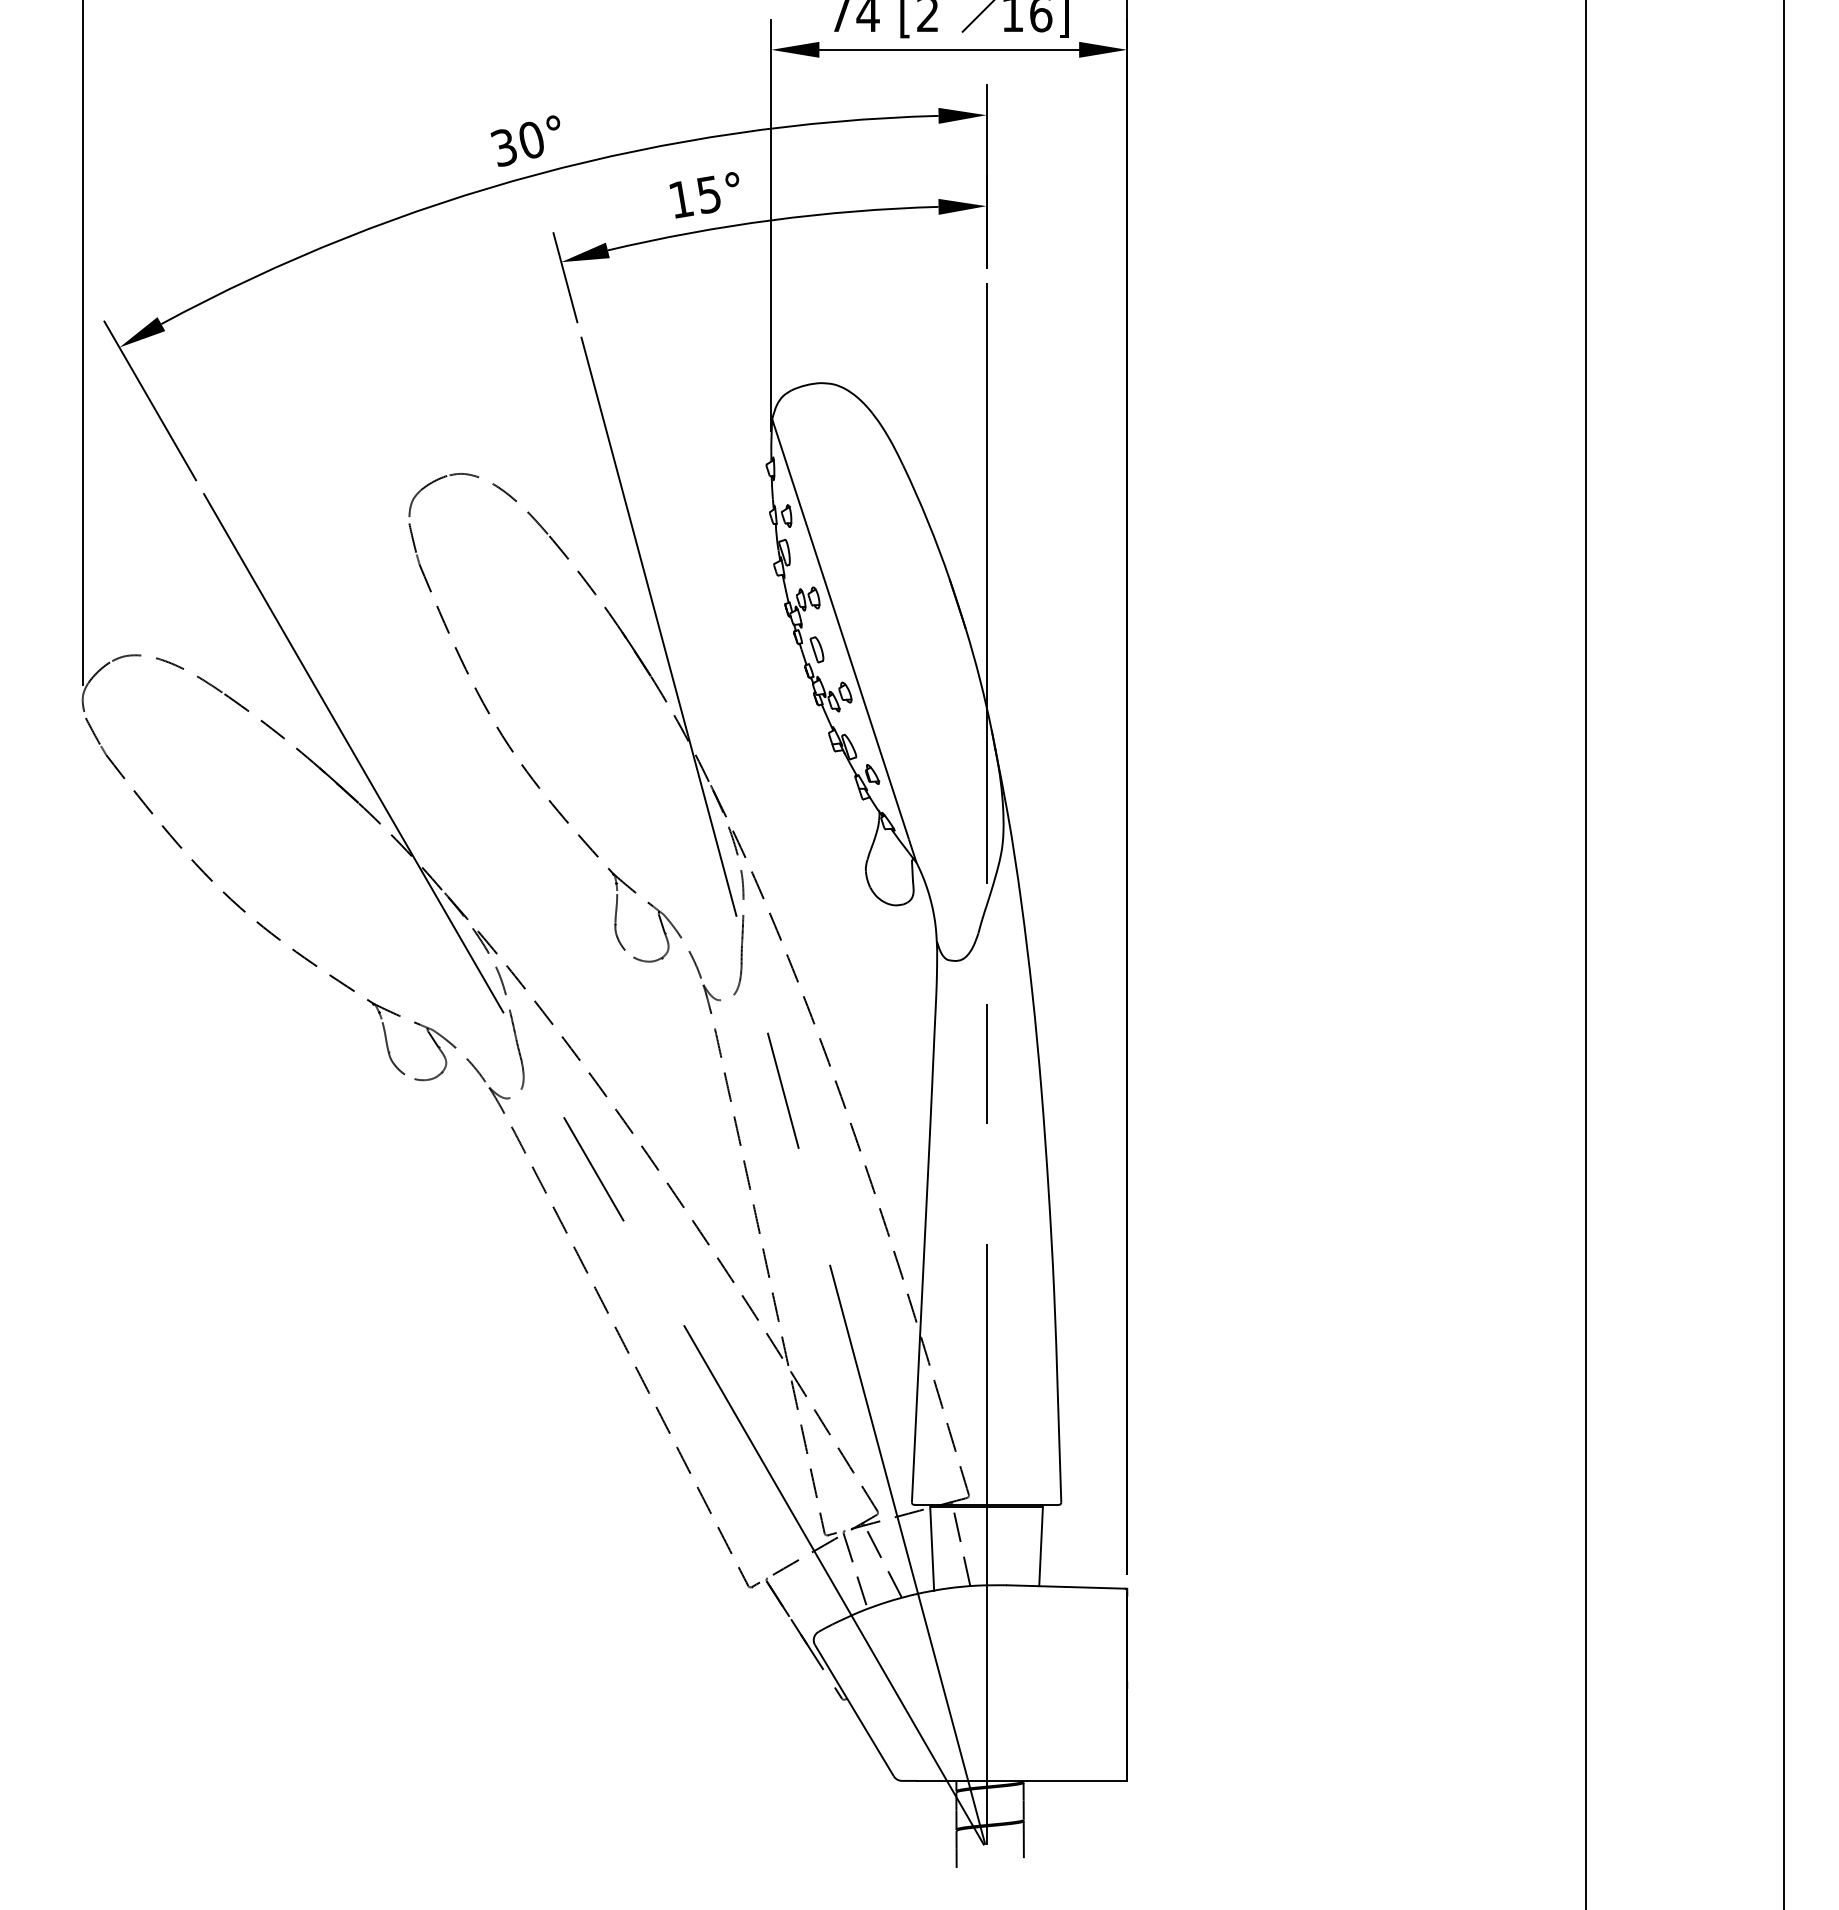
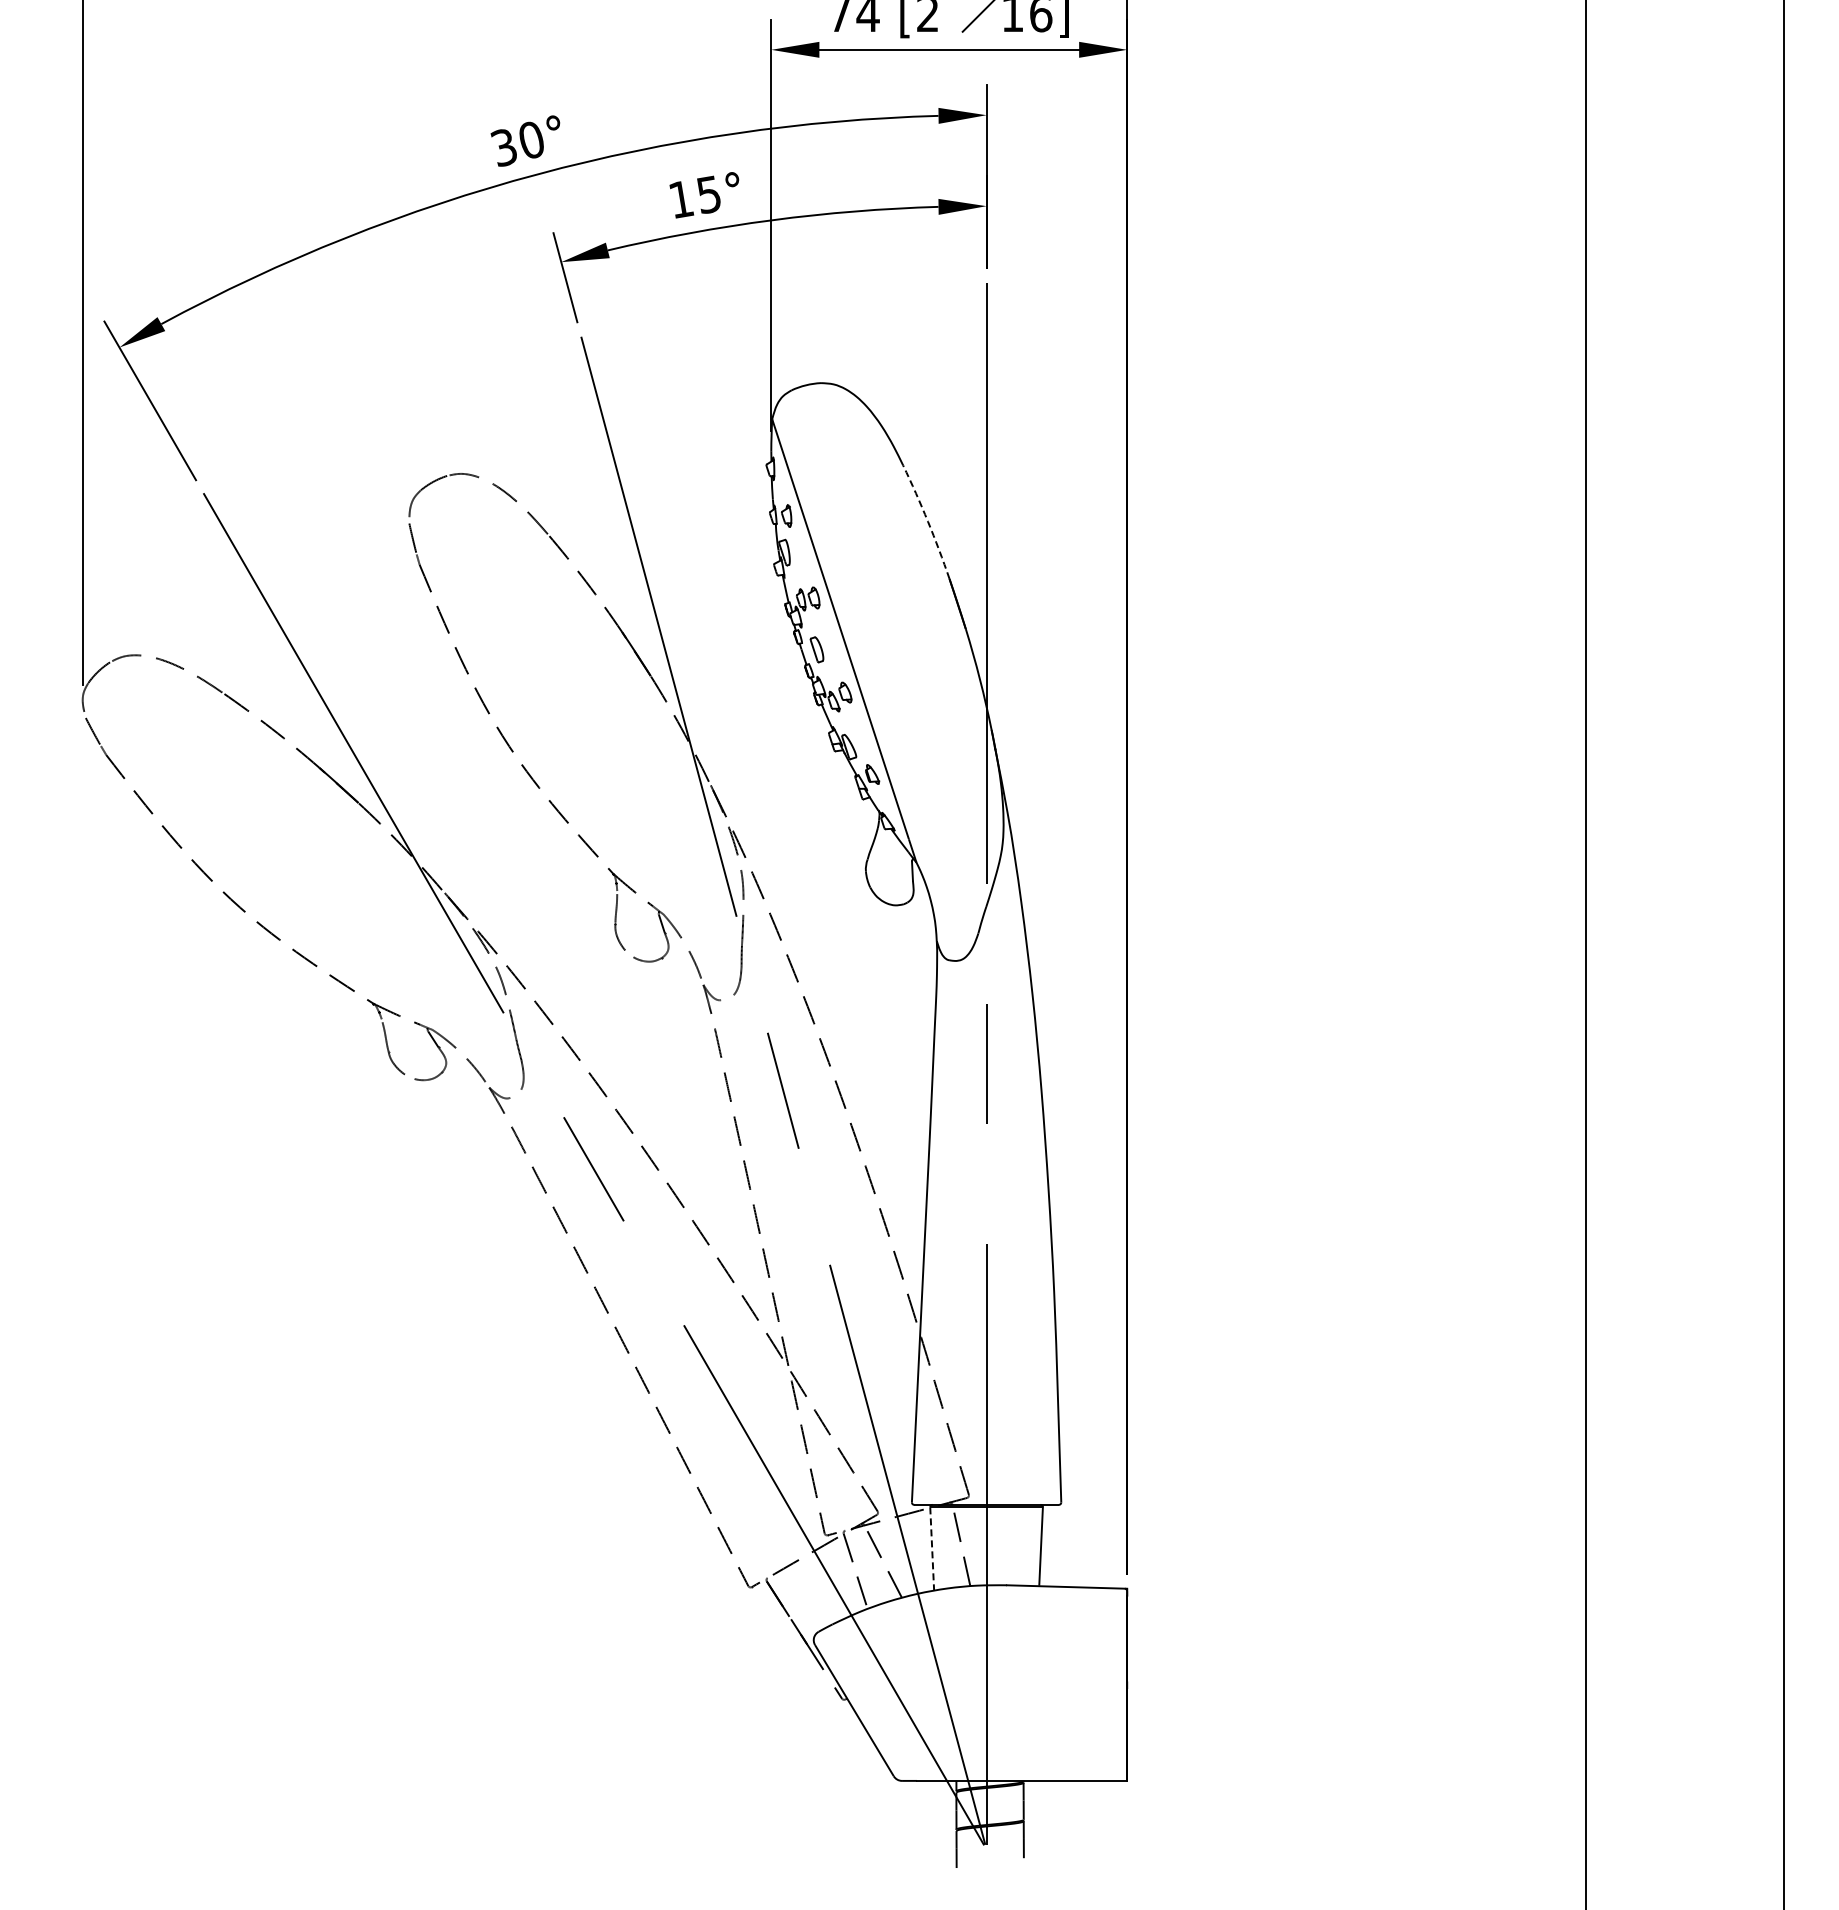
arc: solid -> dashed (927, 521)
line: solid -> dashed (932, 1549)
